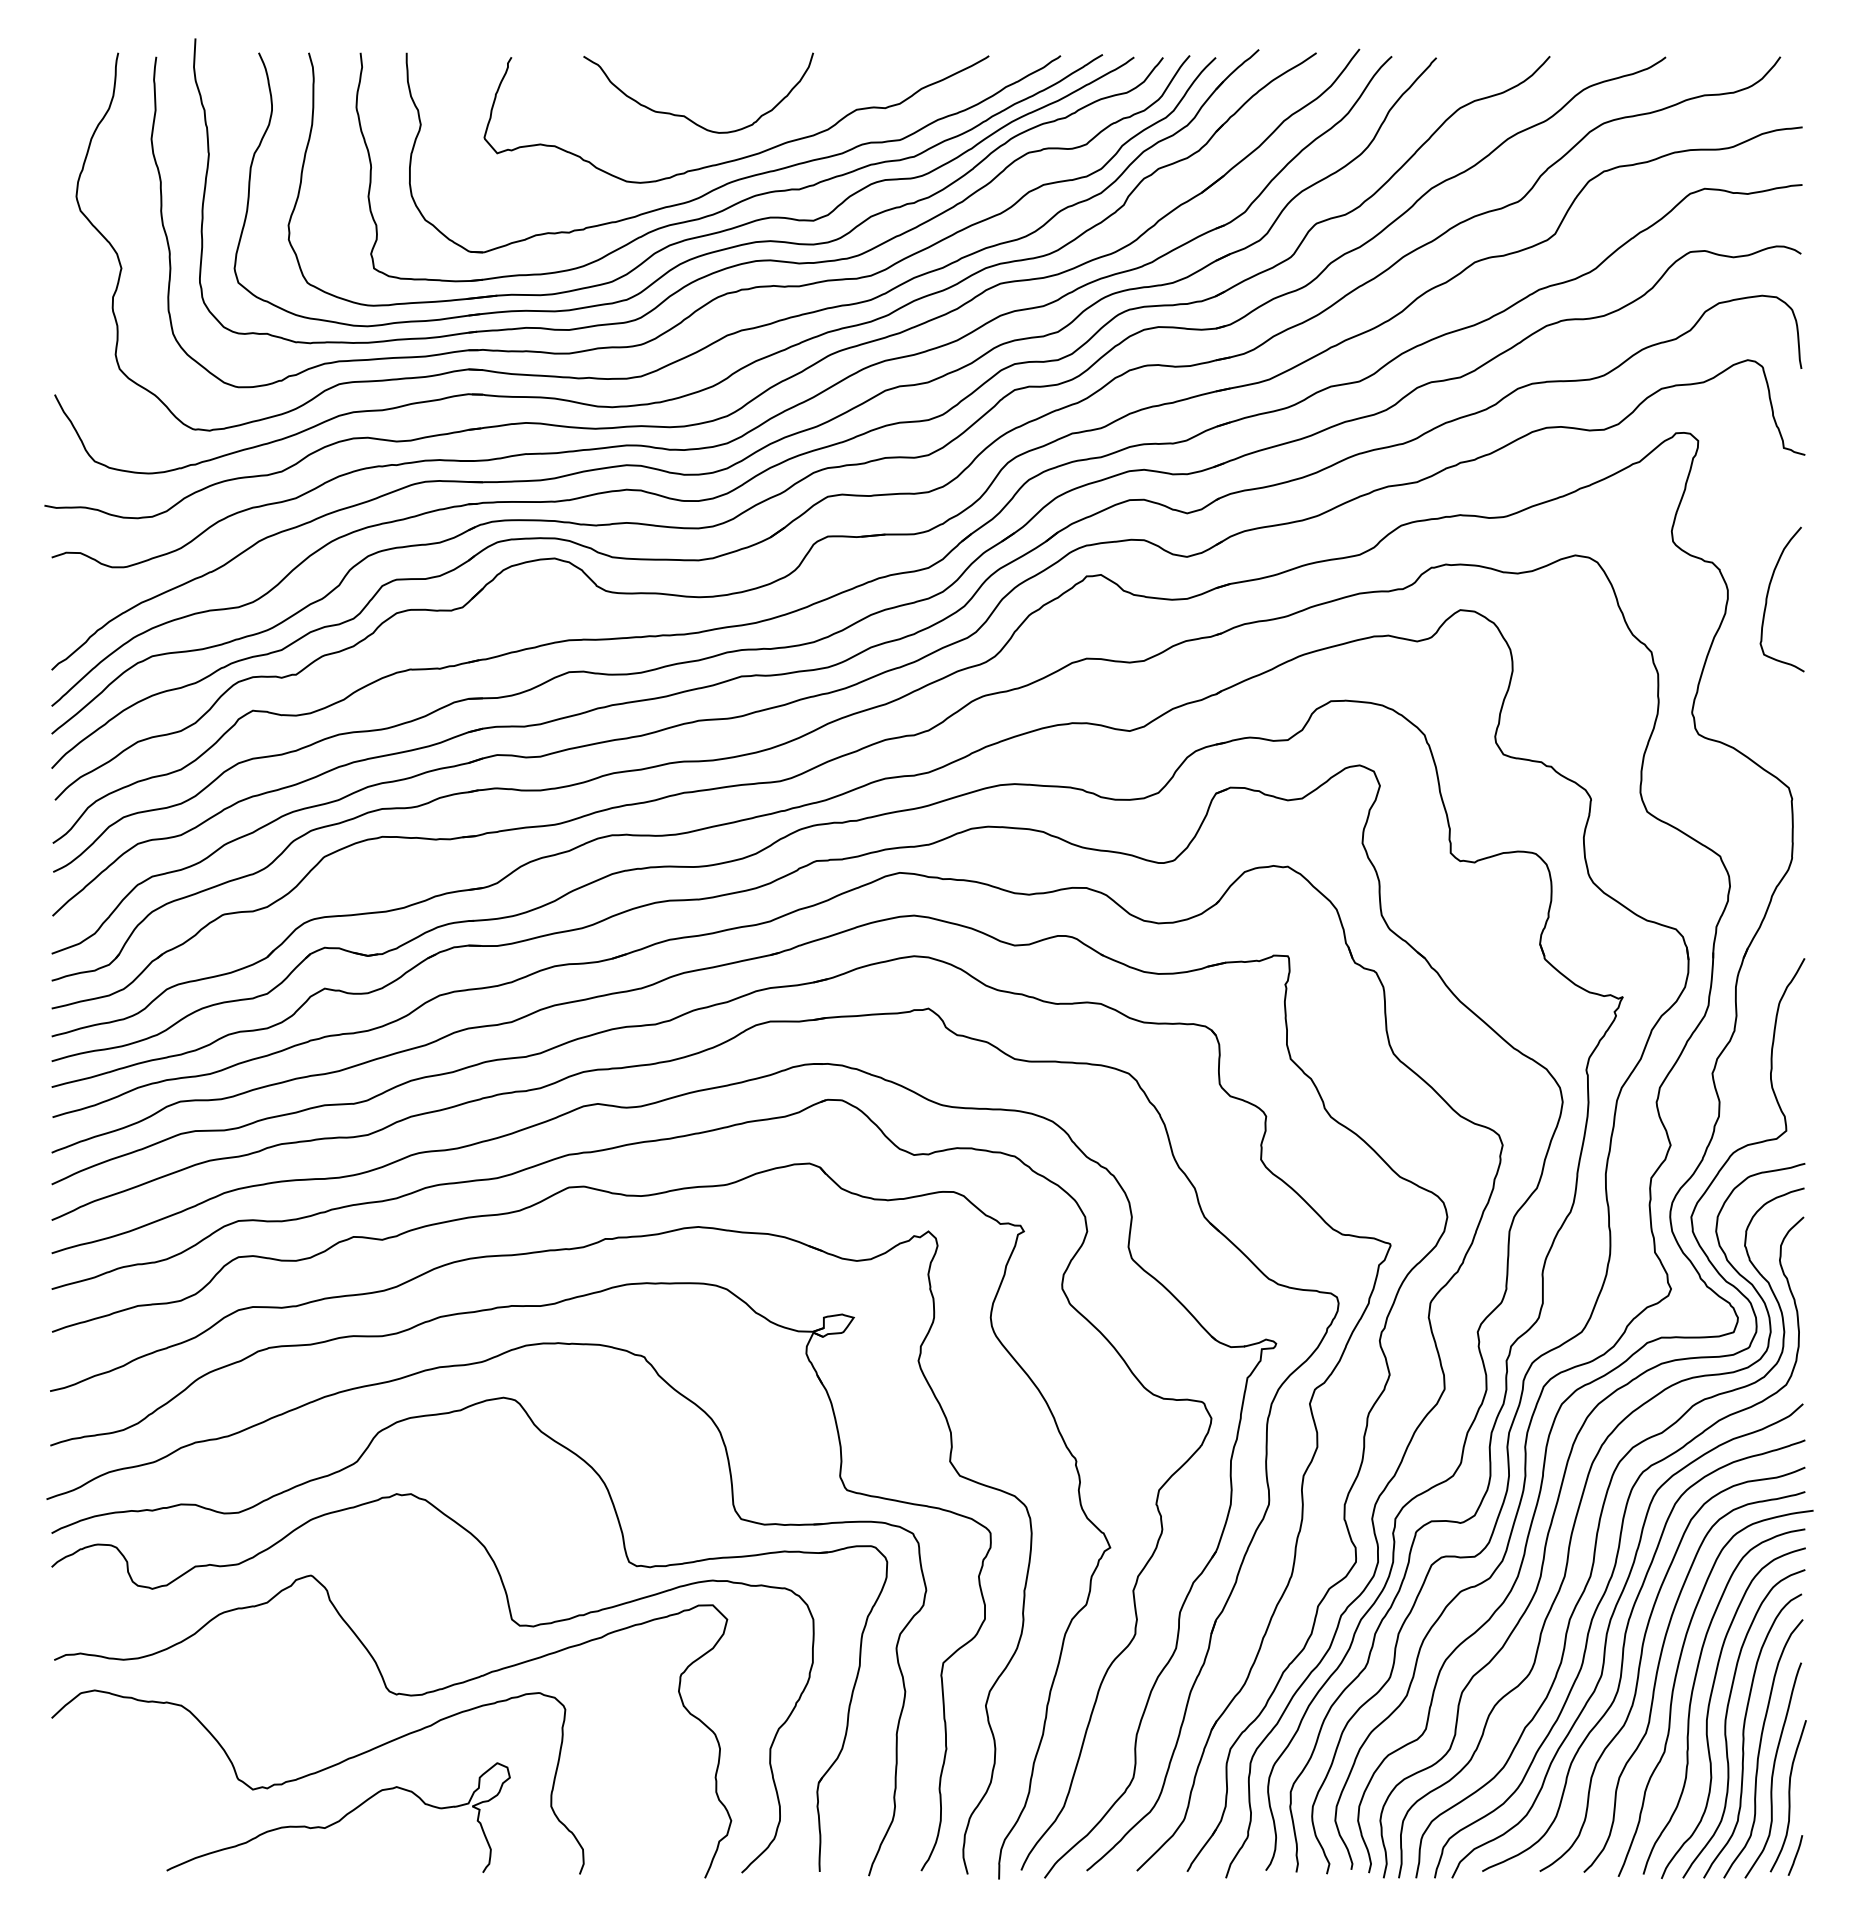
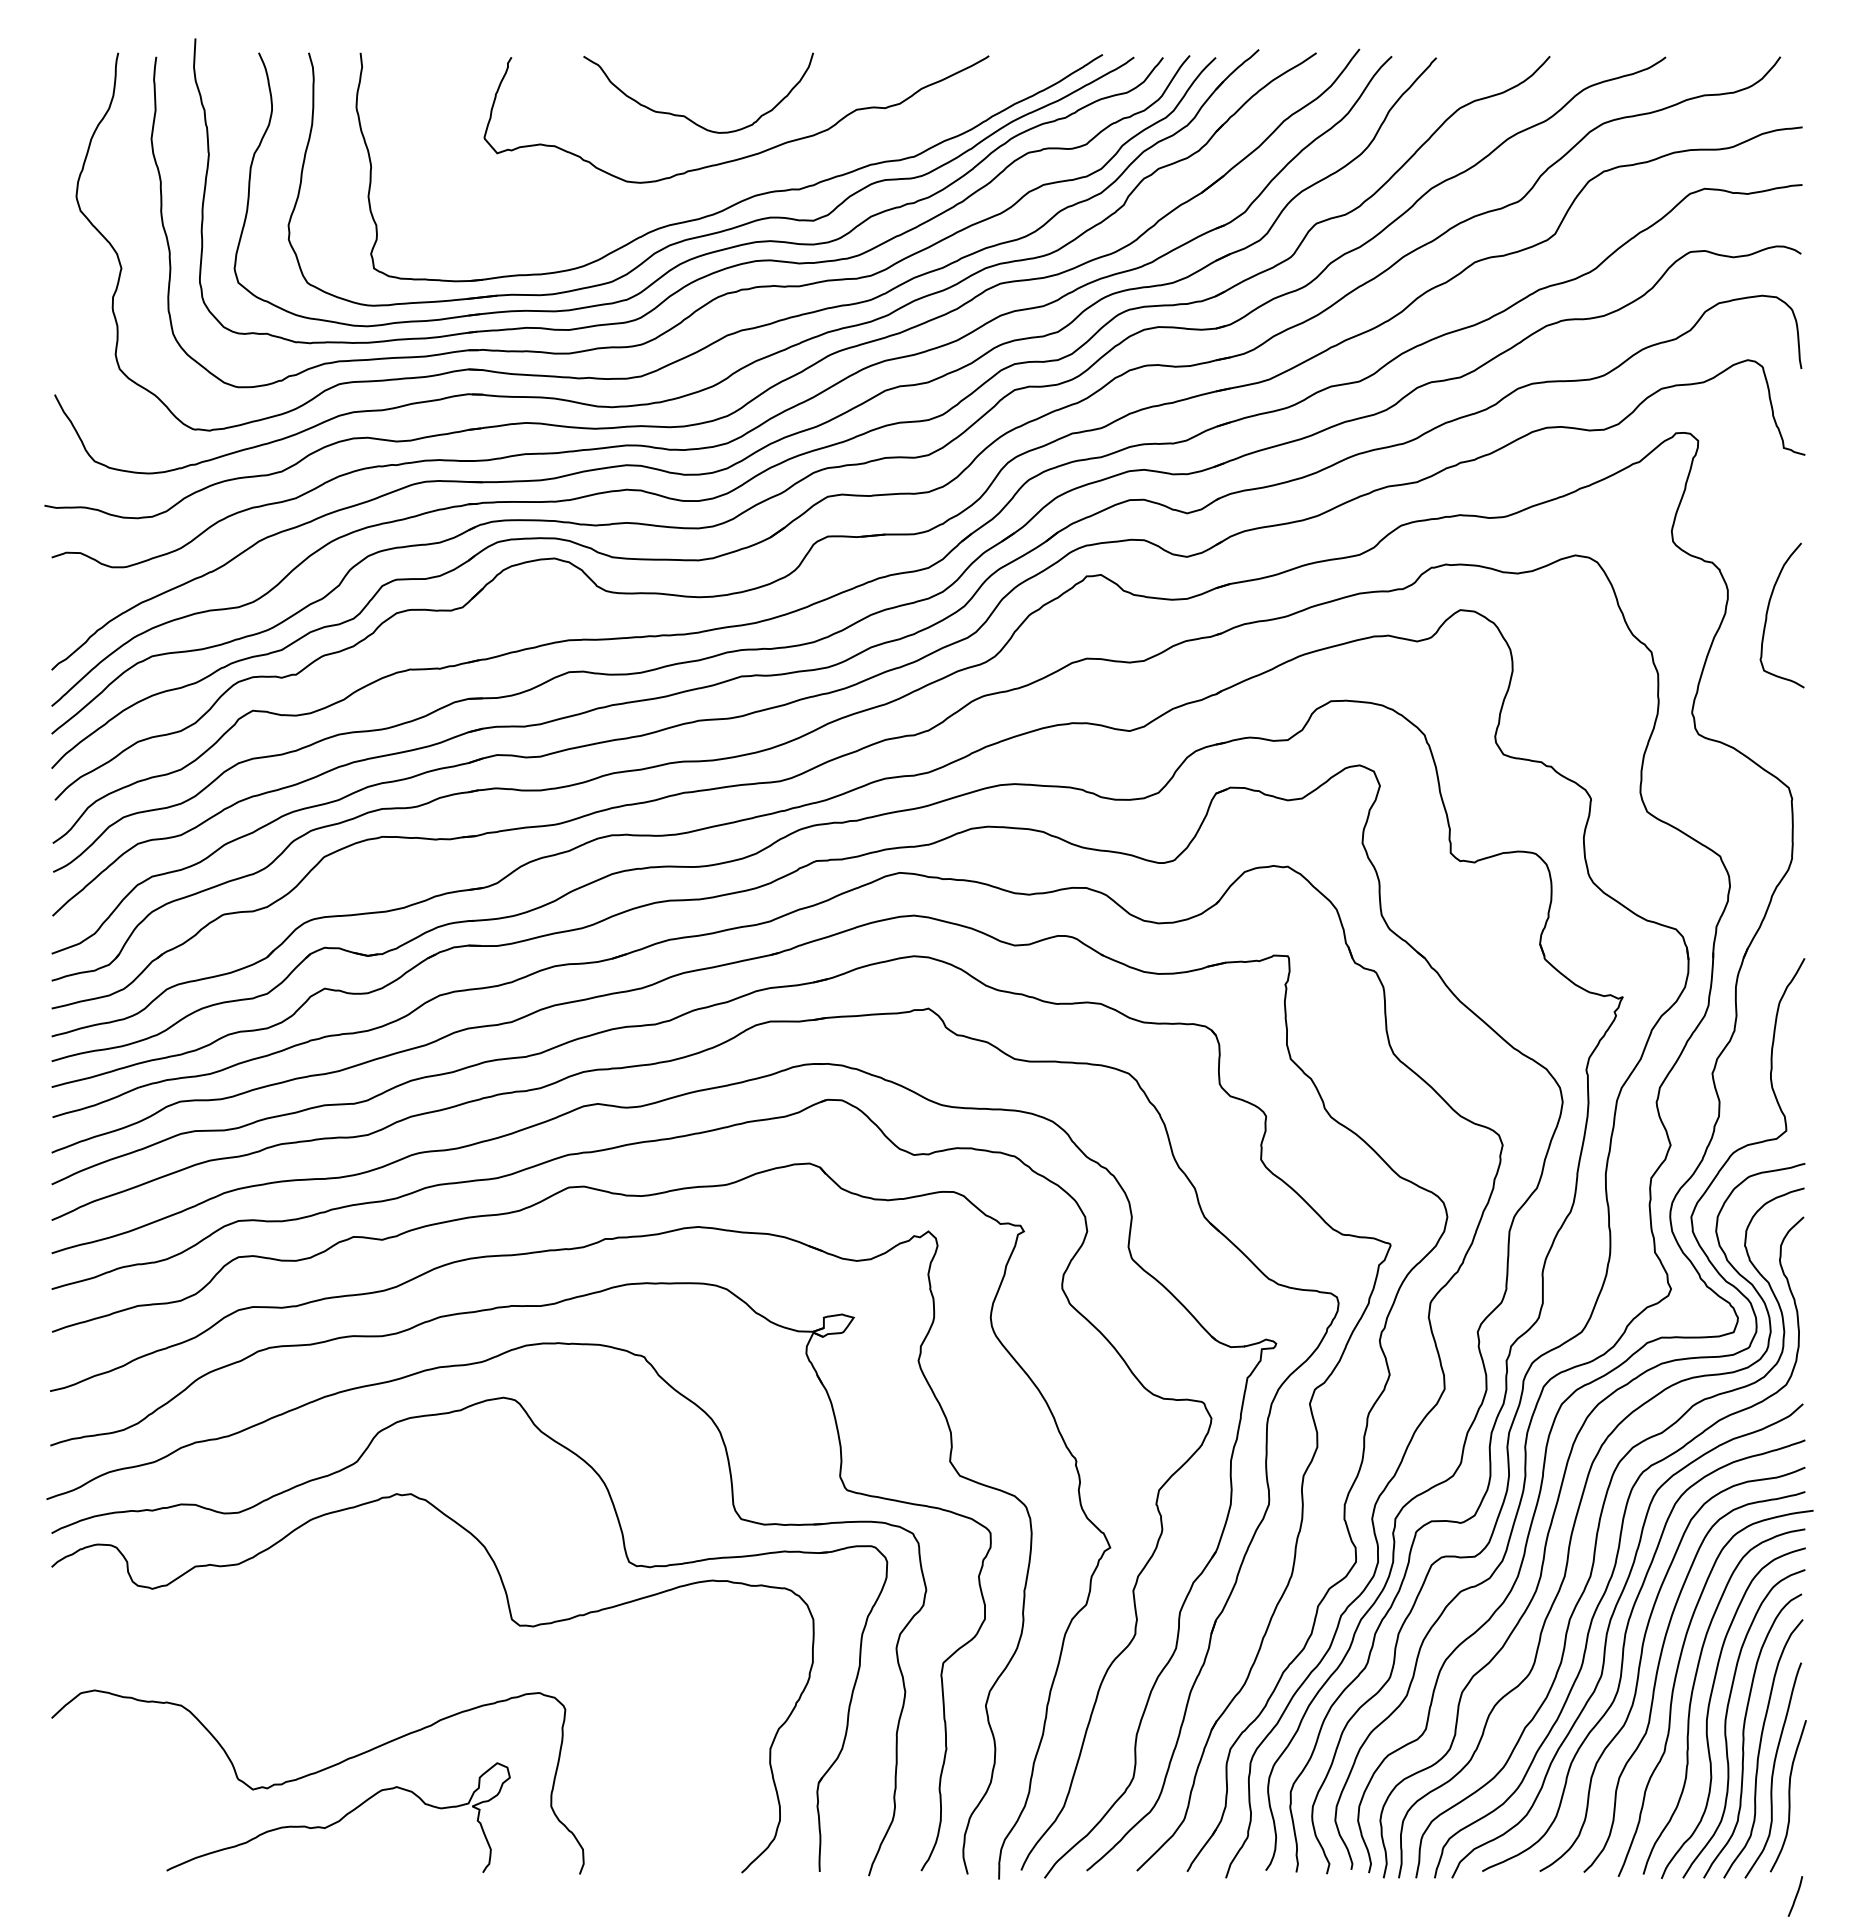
part: present -> none (738, 178)
curve position: (1768, 595) -> (1768, 611) (1768, 611)
curve: present -> none (395, 1695)
line position: (1795, 1855) -> (1795, 1896) (1795, 1896)
